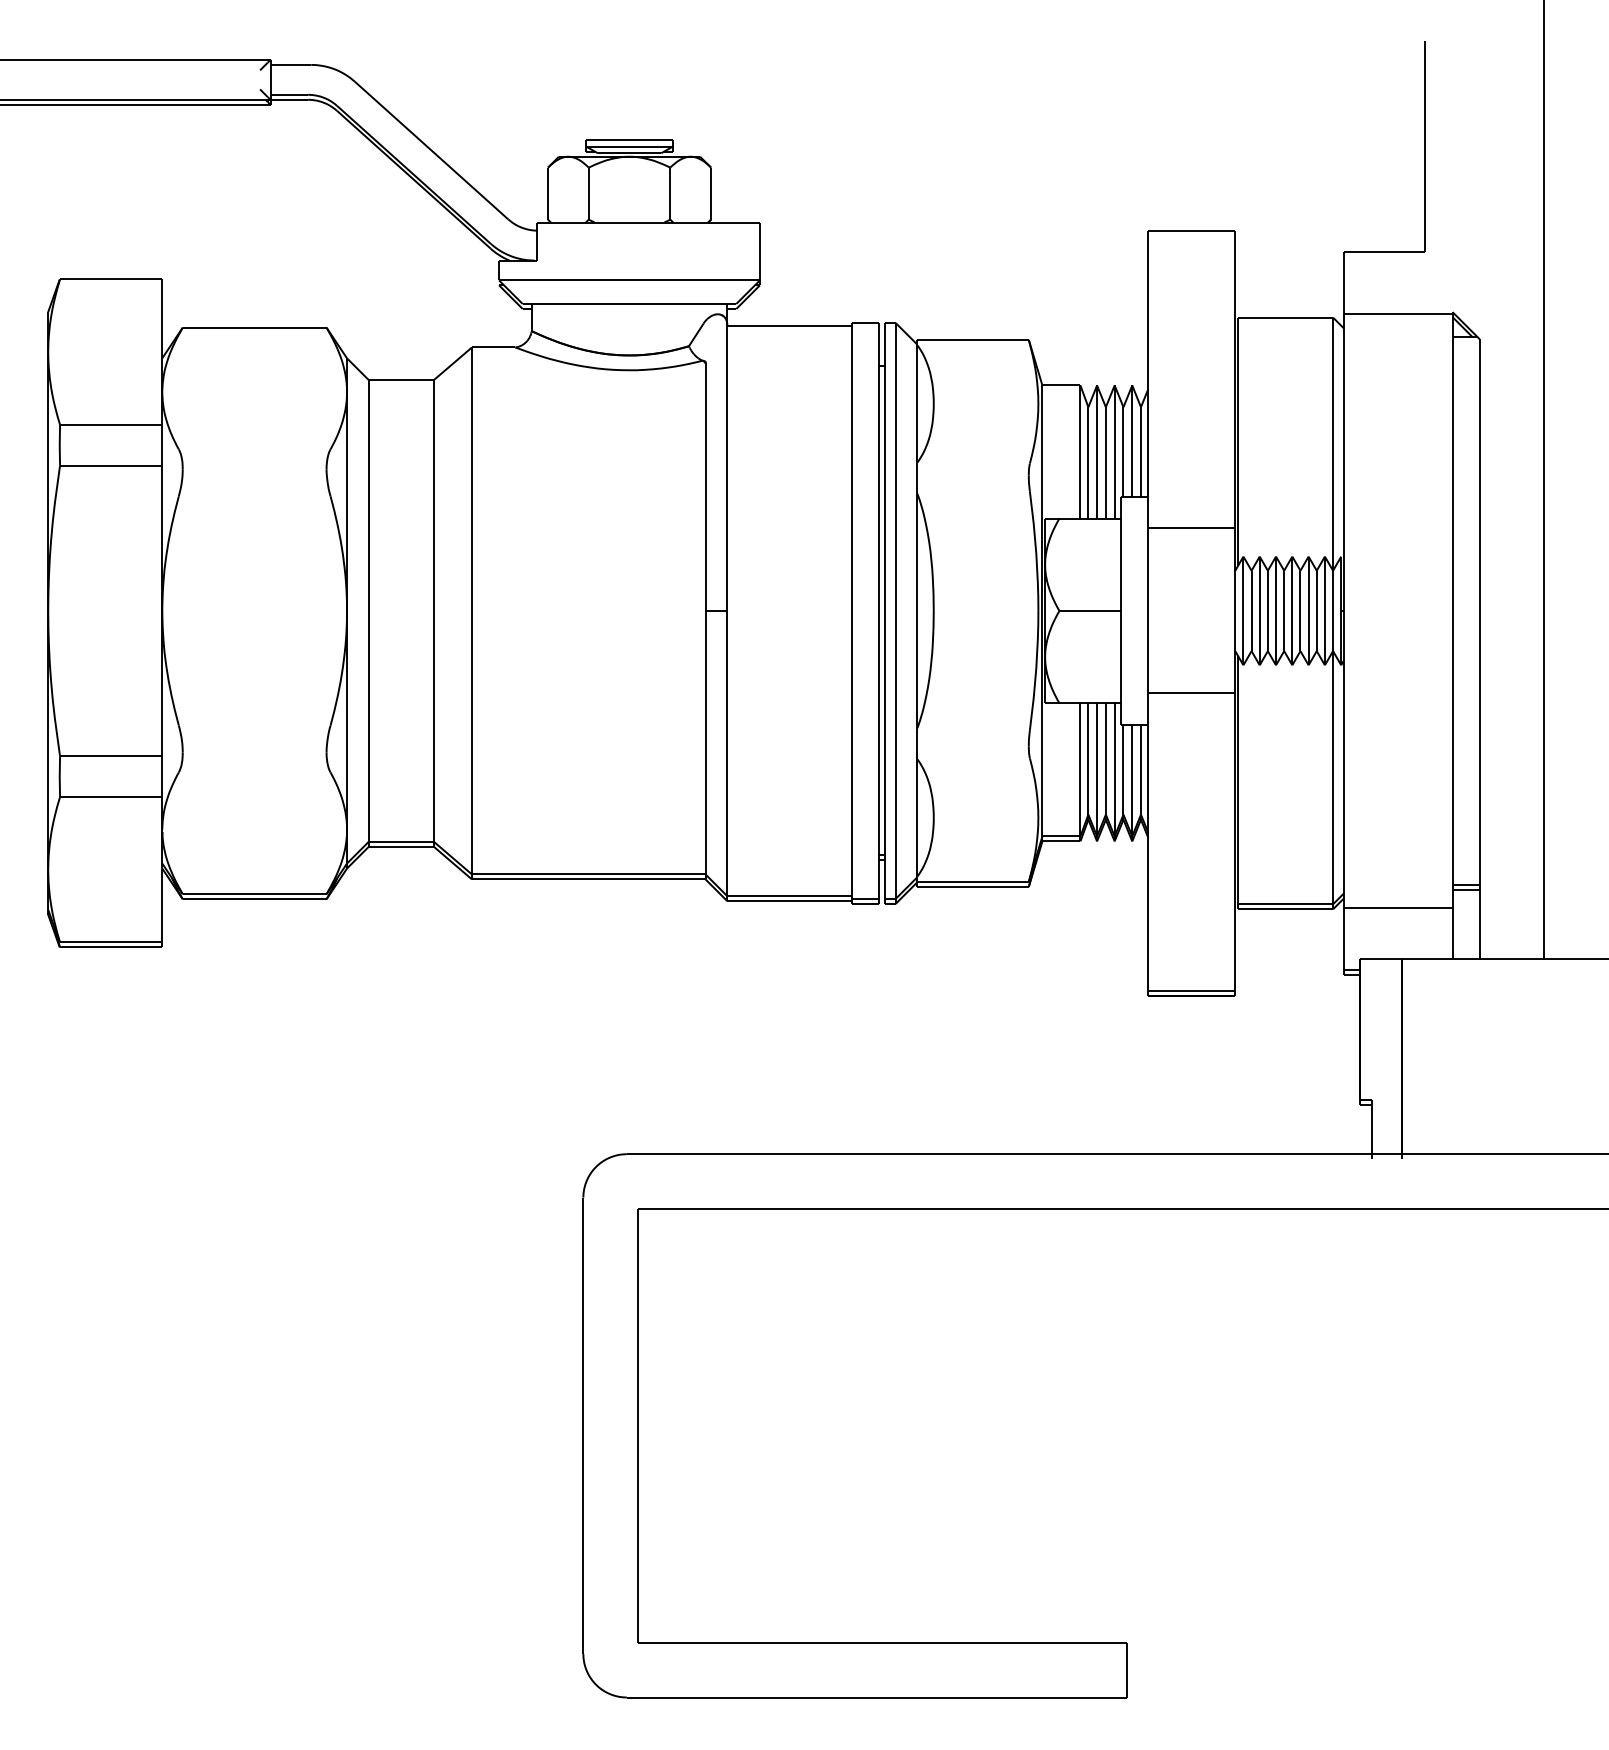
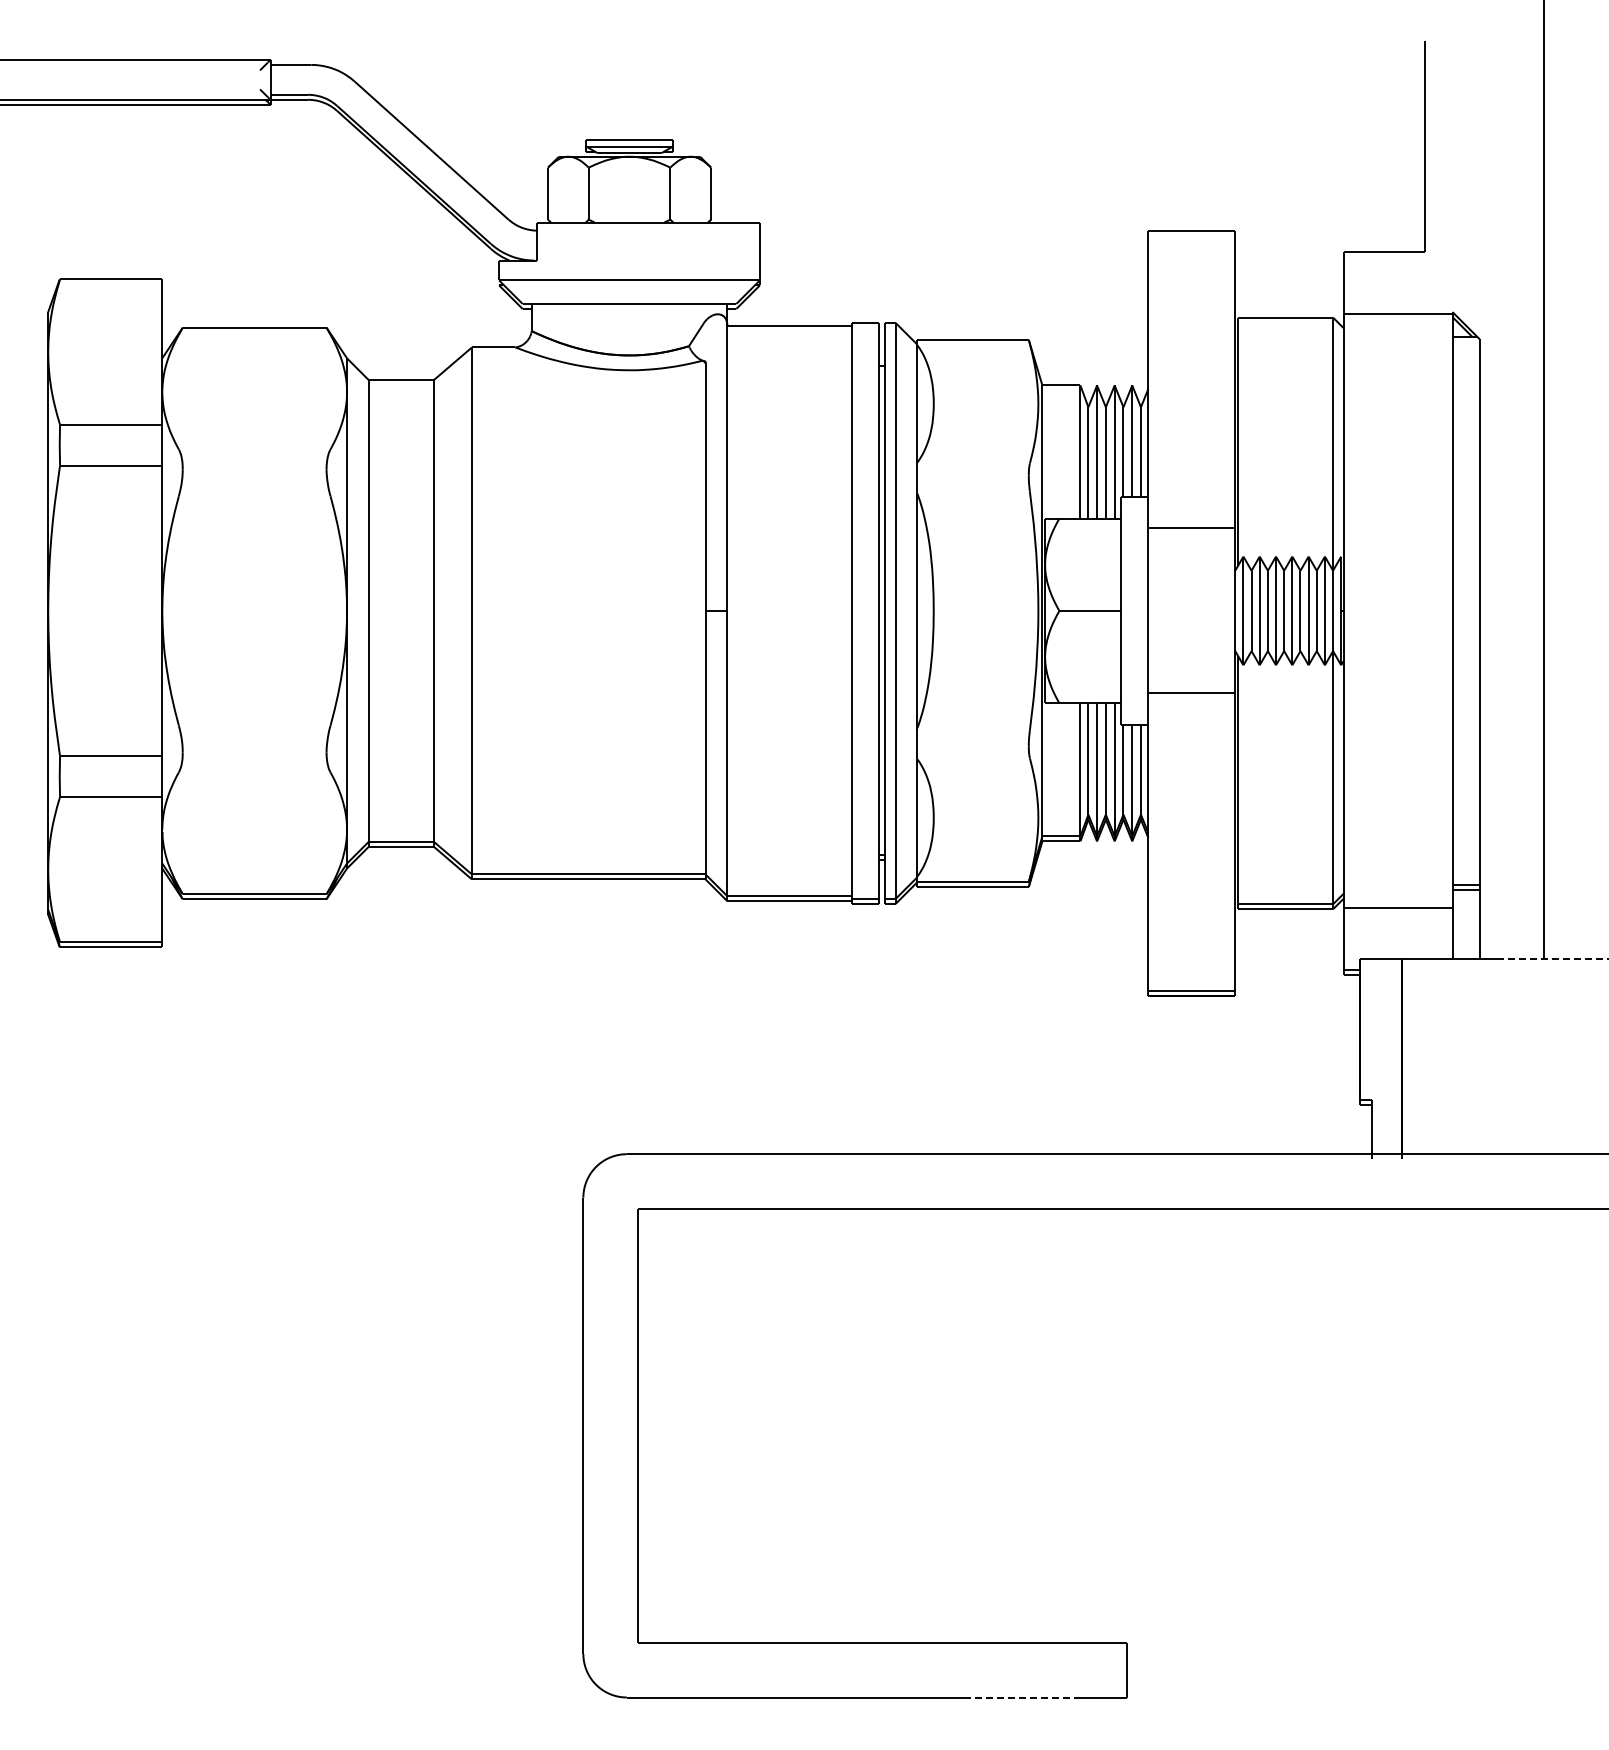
line: solid -> dashed (1553, 958)
line: solid -> dashed (1021, 1697)
